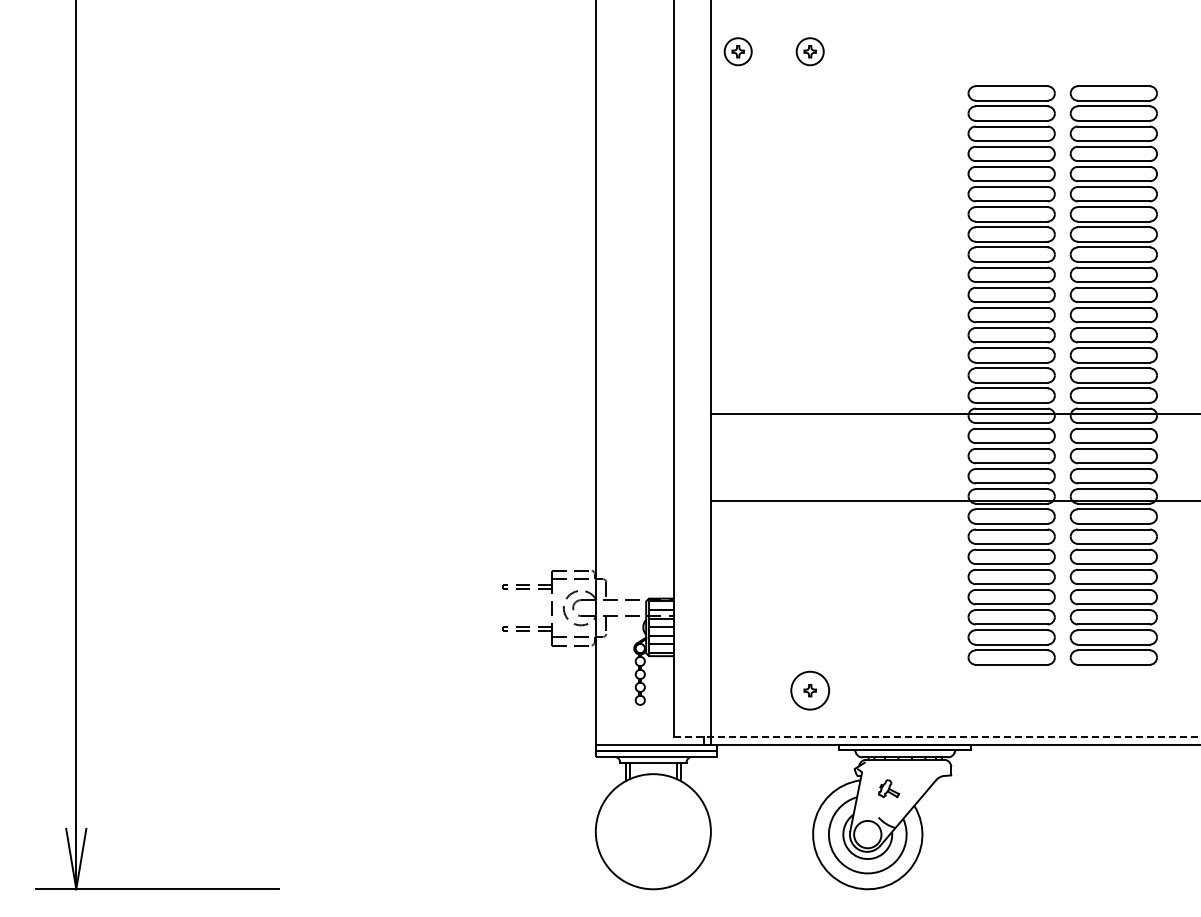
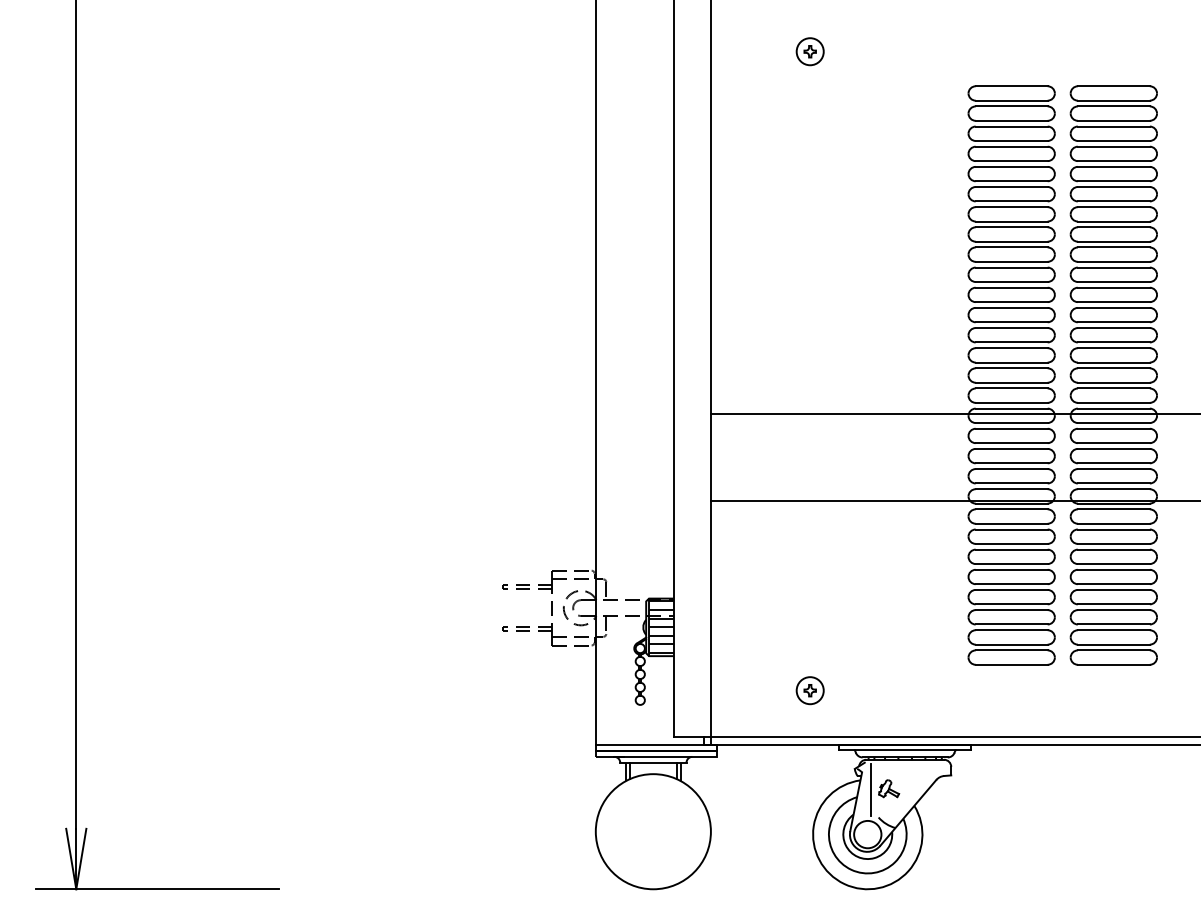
part: present -> none (737, 51)
circle diameter: 38 px -> 27 px (809, 690)
line: dashed -> solid (937, 736)
line: none -> present (870, 790)
